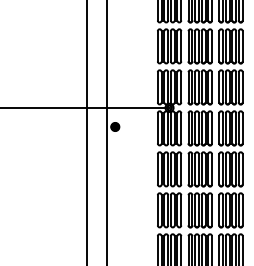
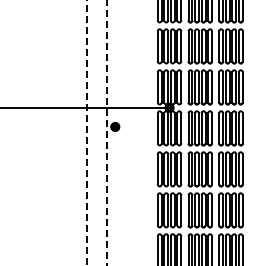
line: solid -> dashed (86, 132)
line: solid -> dashed (107, 133)
